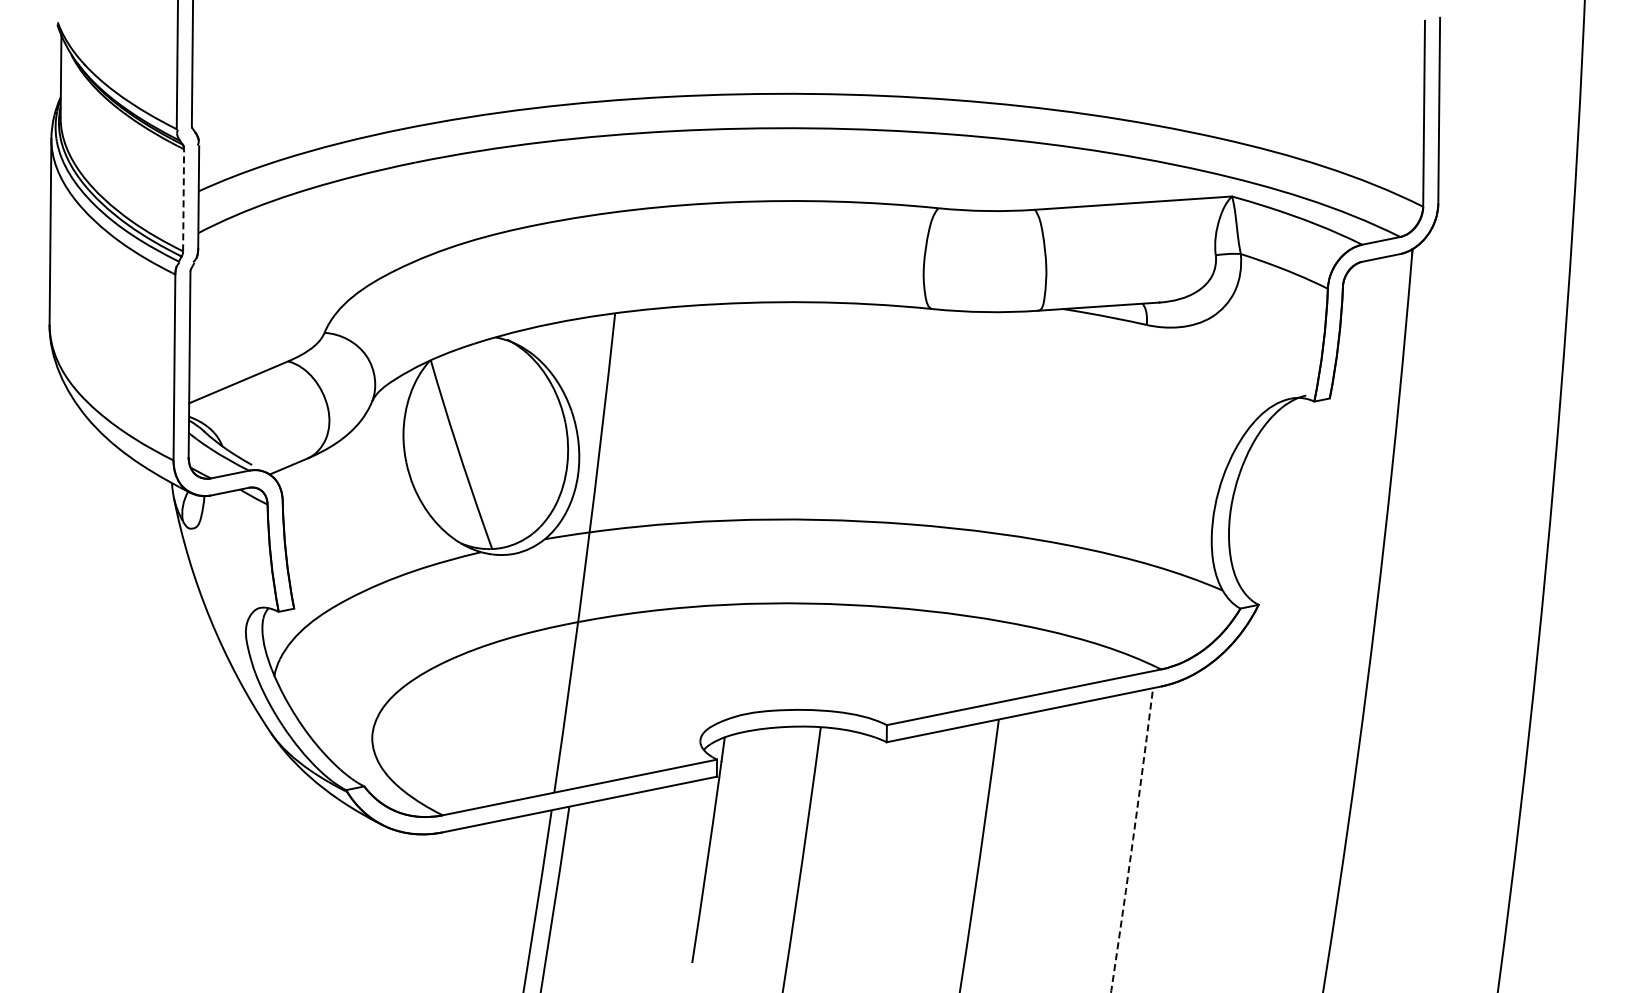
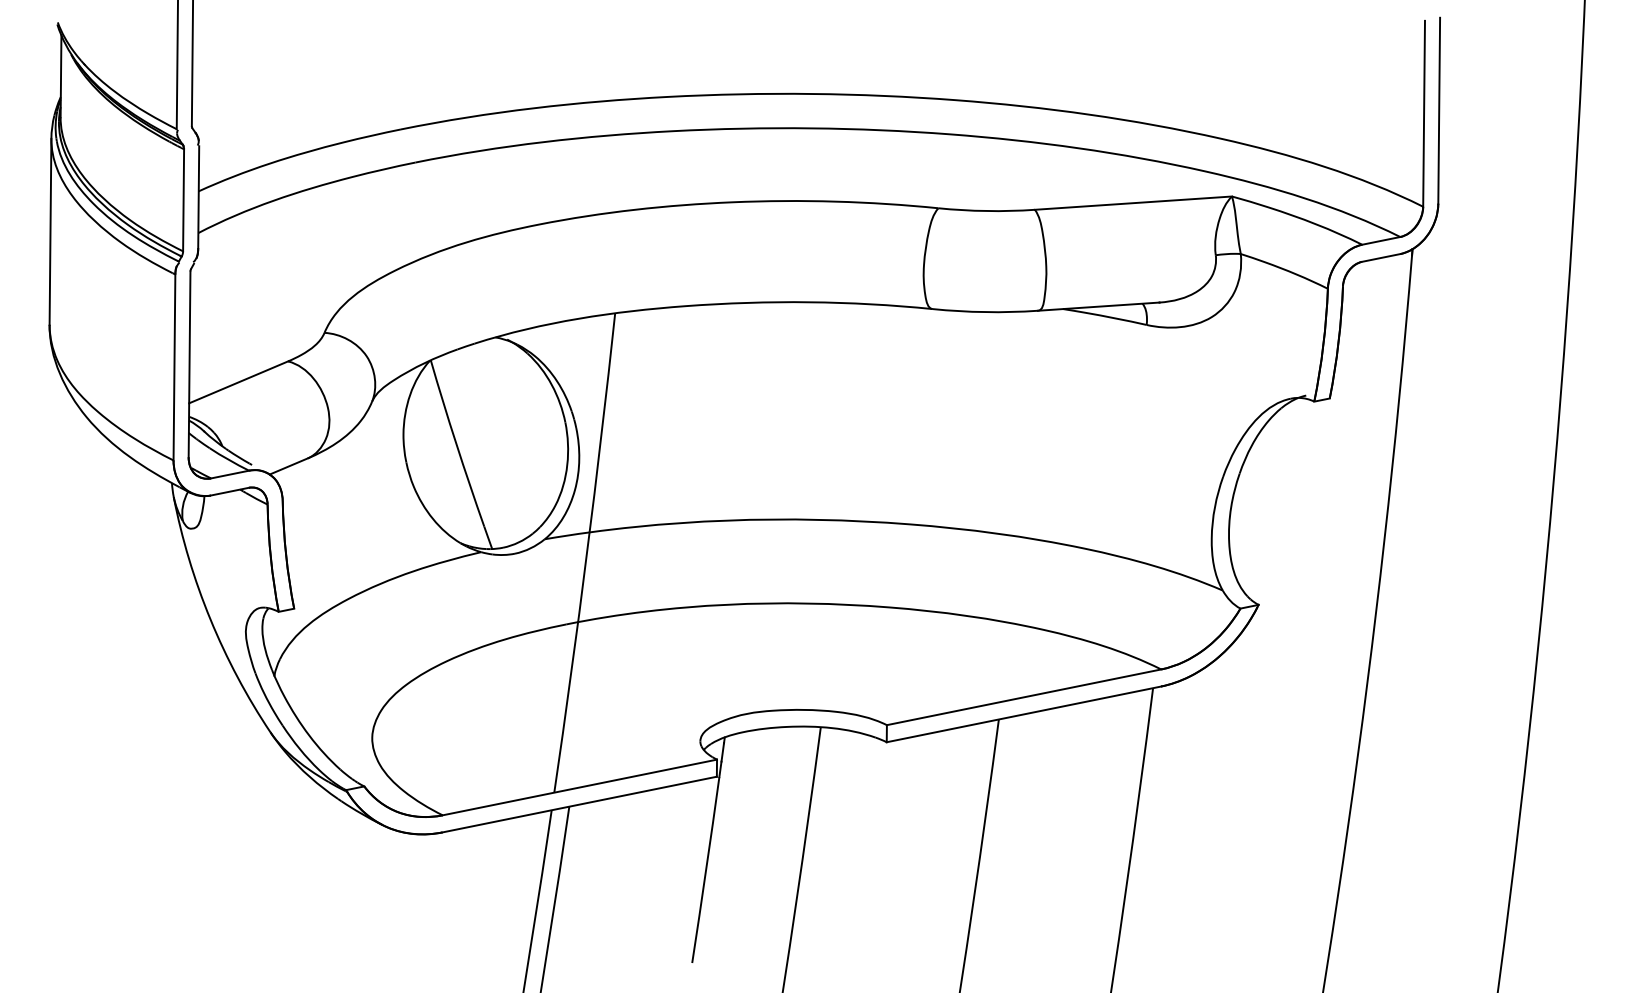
line: dashed -> solid (183, 199)
arc: dashed -> solid (1132, 840)
